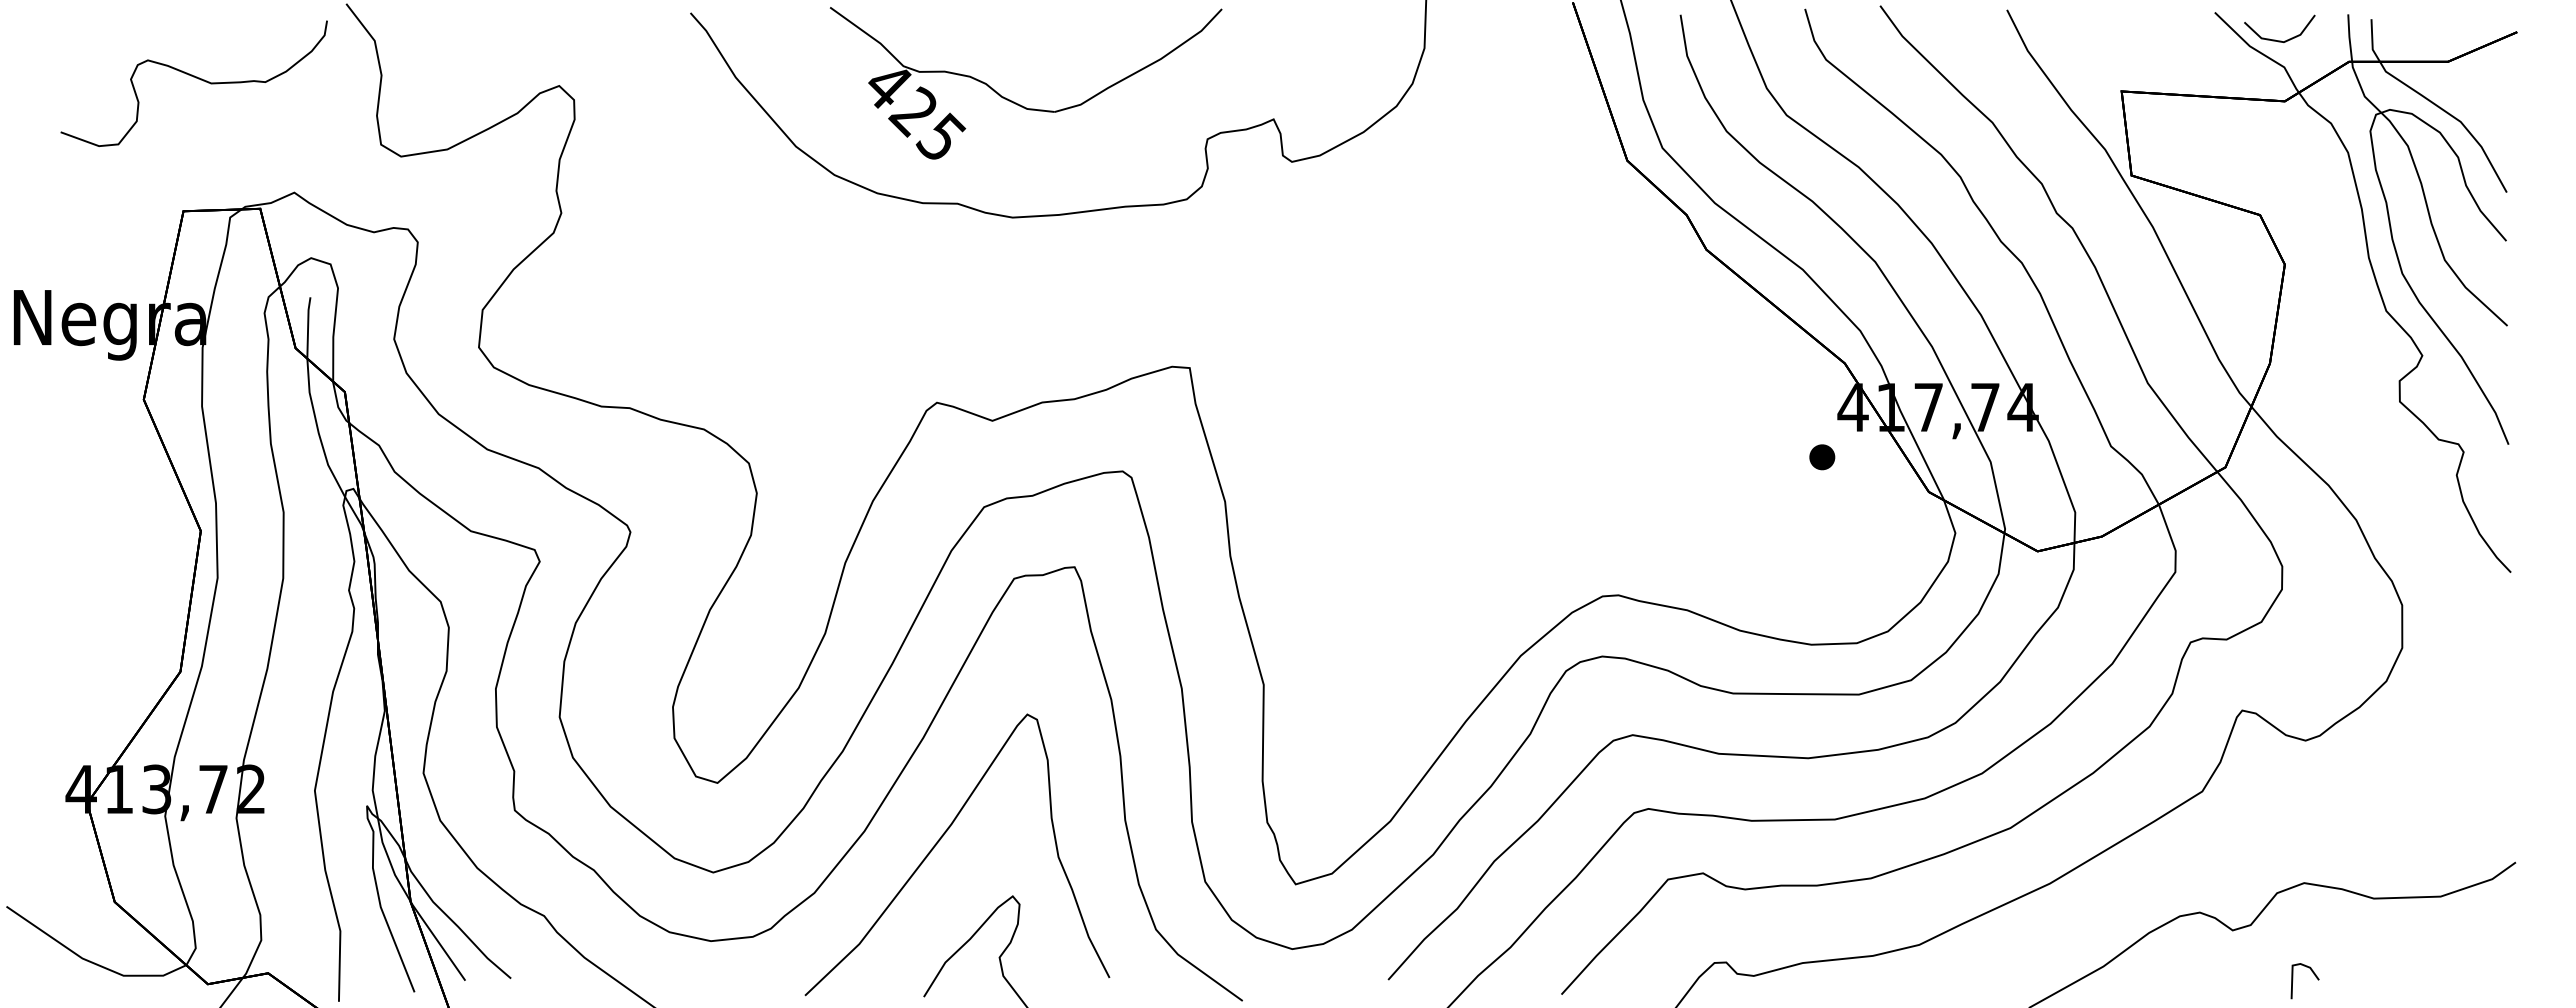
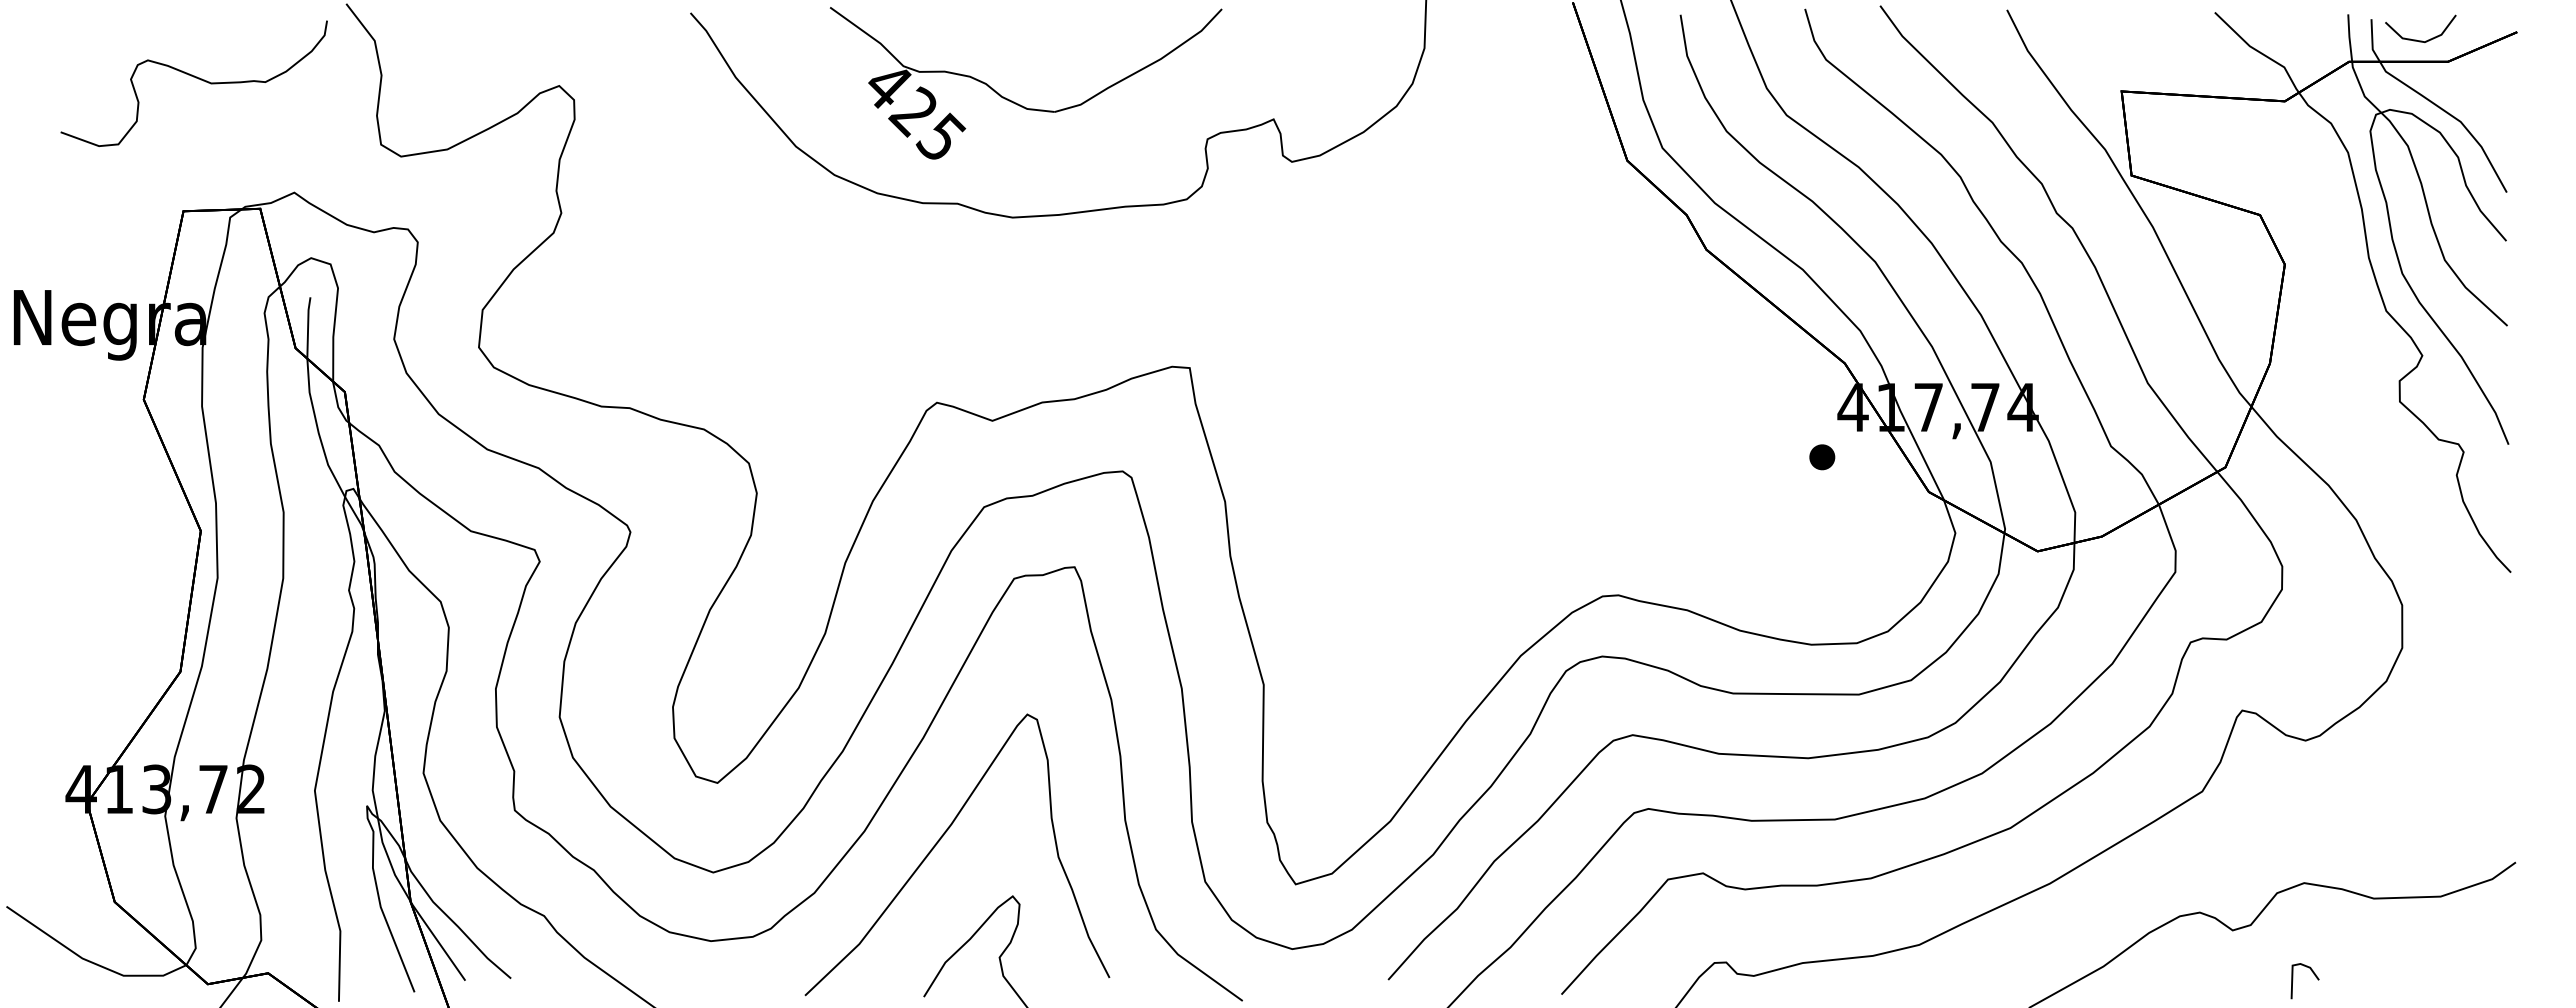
line position: (2275, 39) -> (2416, 39) (2416, 39)
